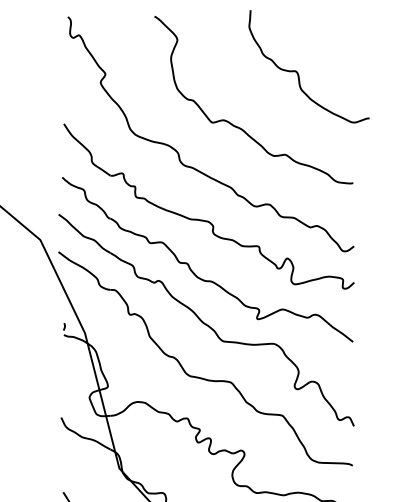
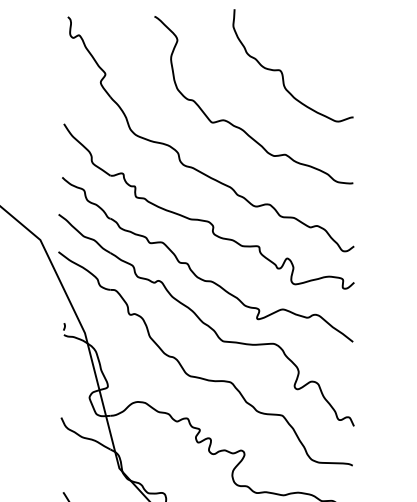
curve position: (298, 72) -> (282, 71) (282, 71)
